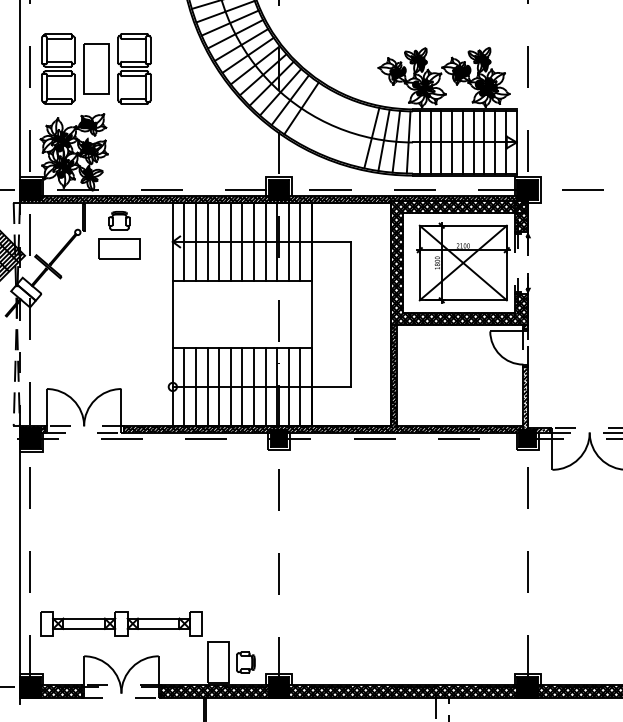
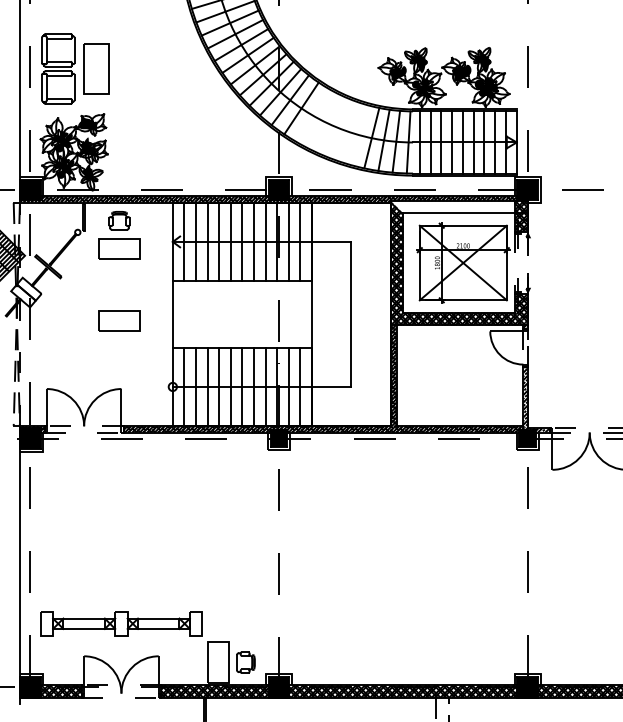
part: present -> none (134, 68)
hatch: present -> none (459, 206)
part: none -> present (119, 320)
